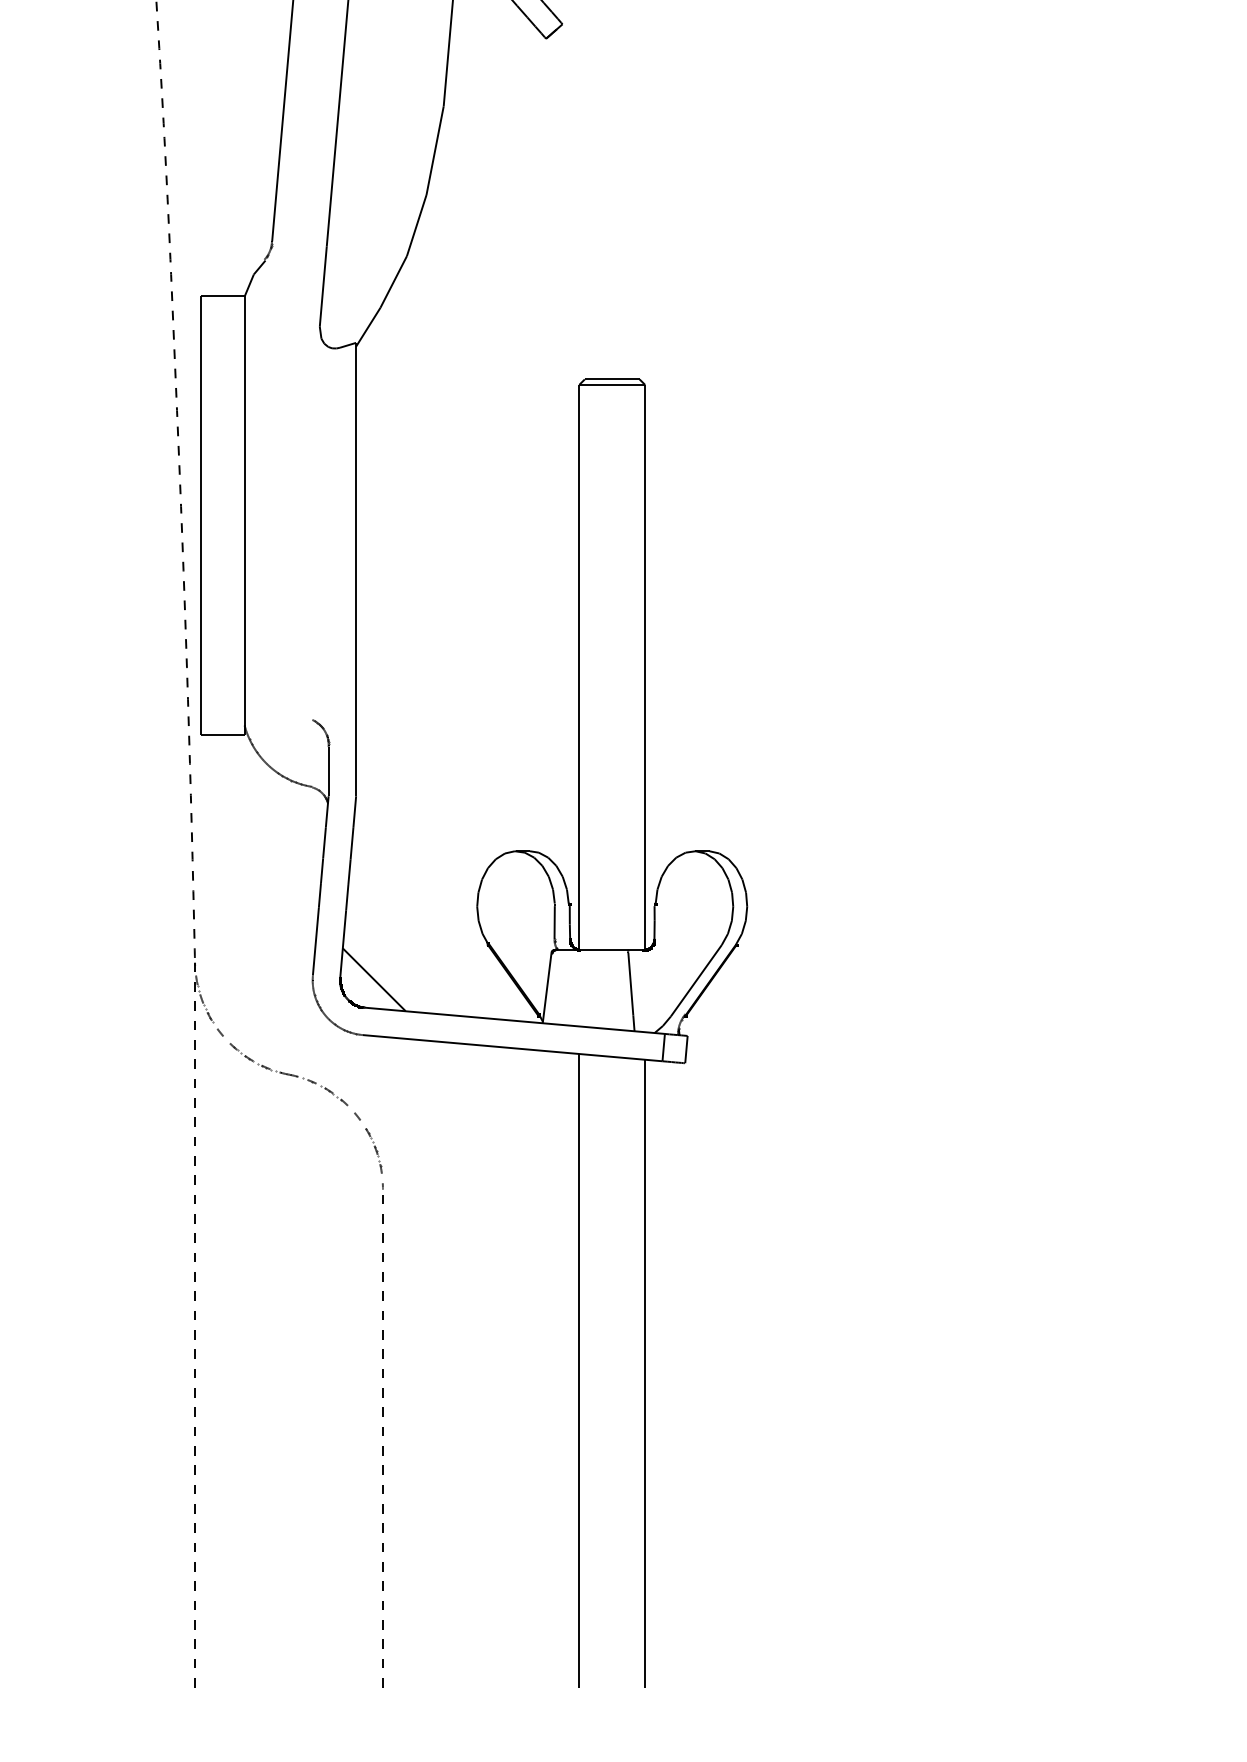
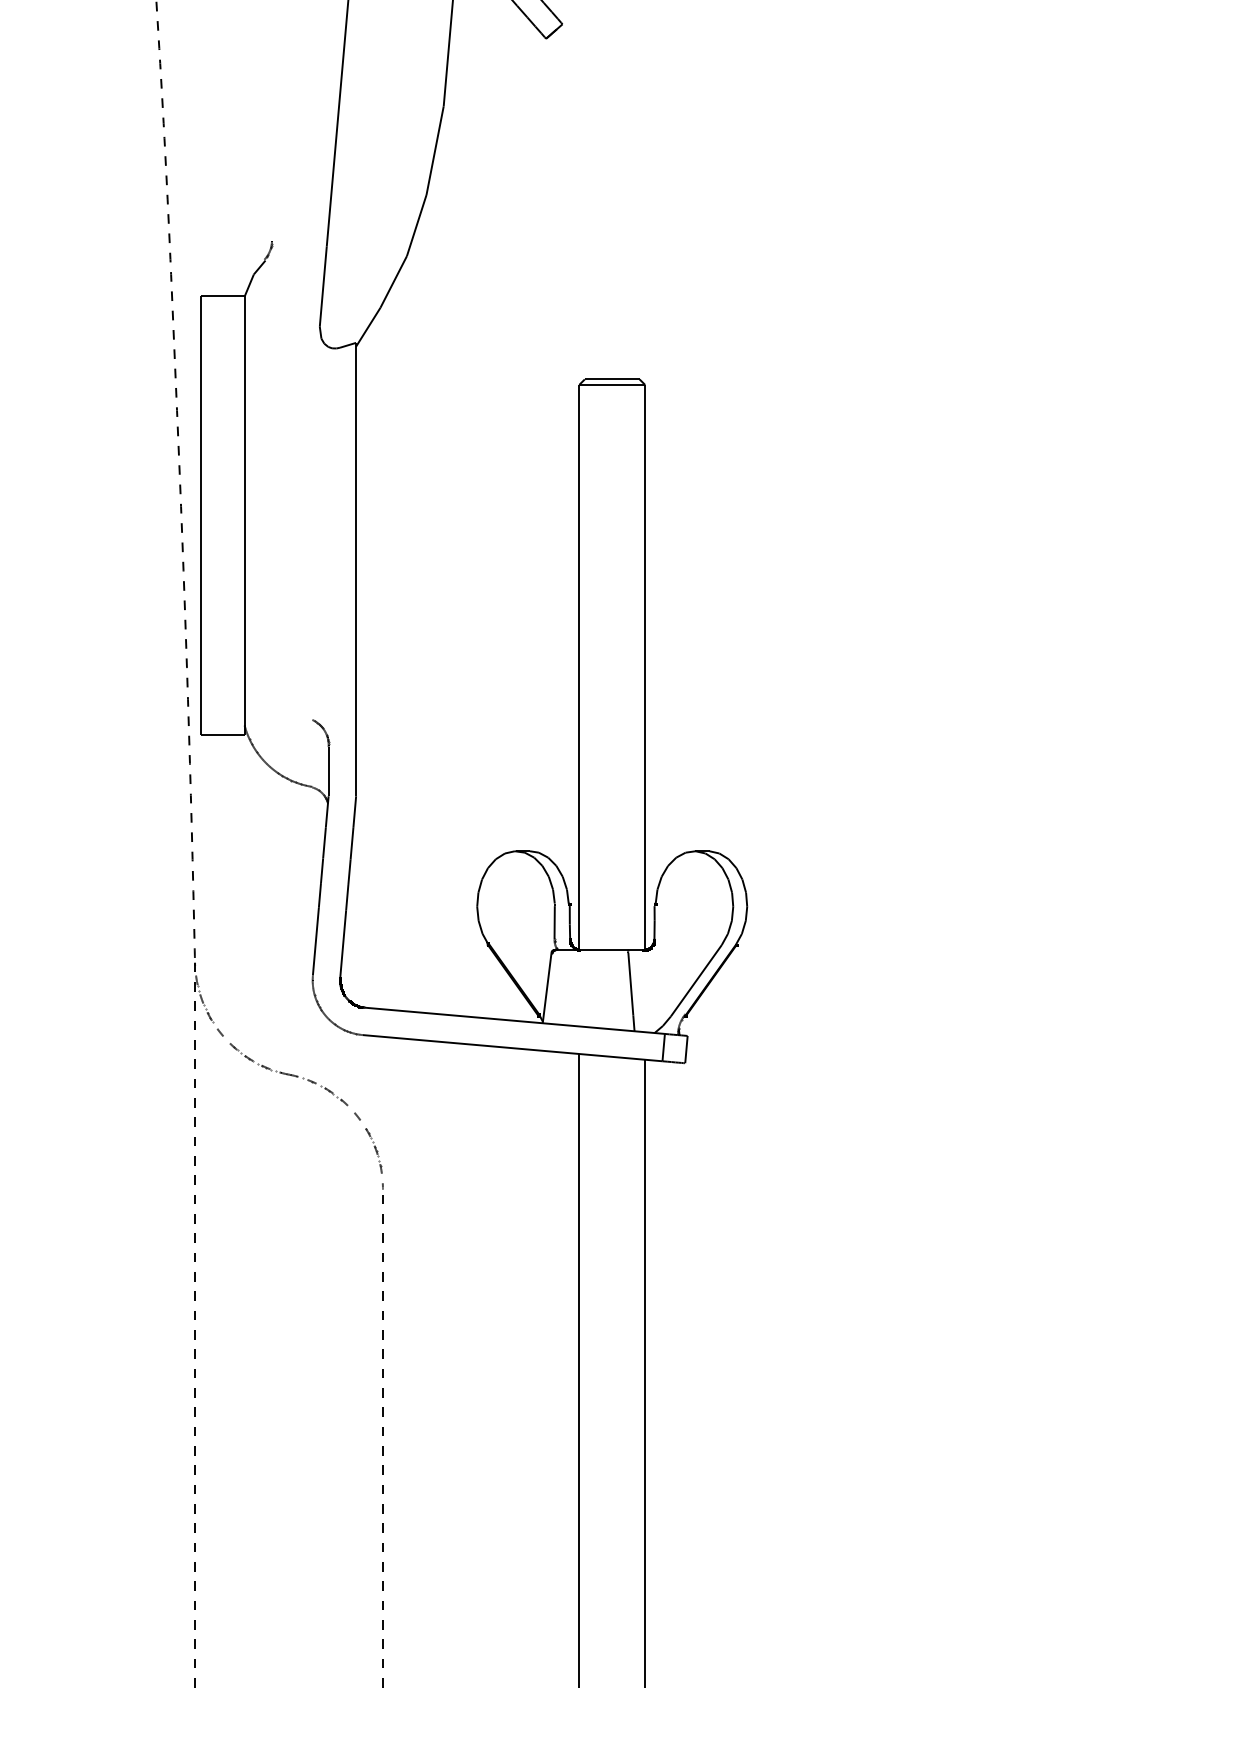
line: present -> none (282, 121)
line: present -> none (373, 979)
